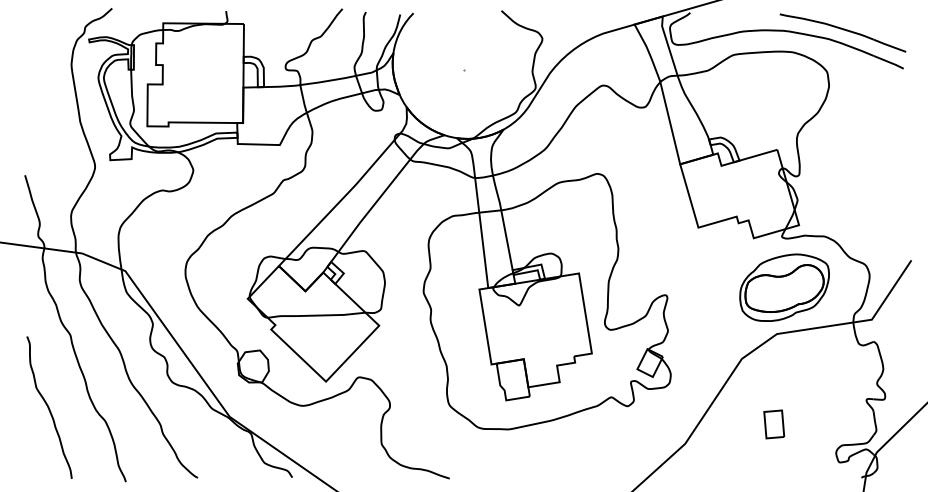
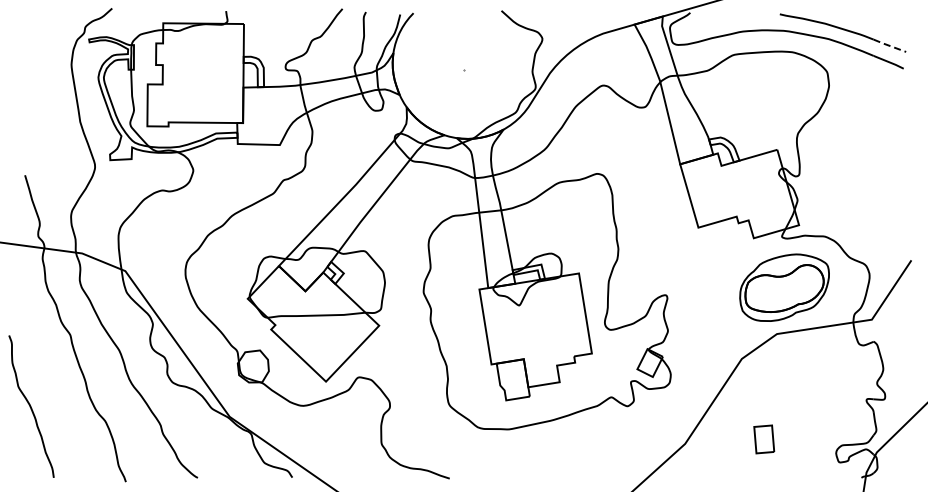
line: solid -> dashed (889, 45)
curve position: (49, 407) -> (31, 406) (31, 406)
part position: (774, 424) -> (764, 439) (764, 439)
